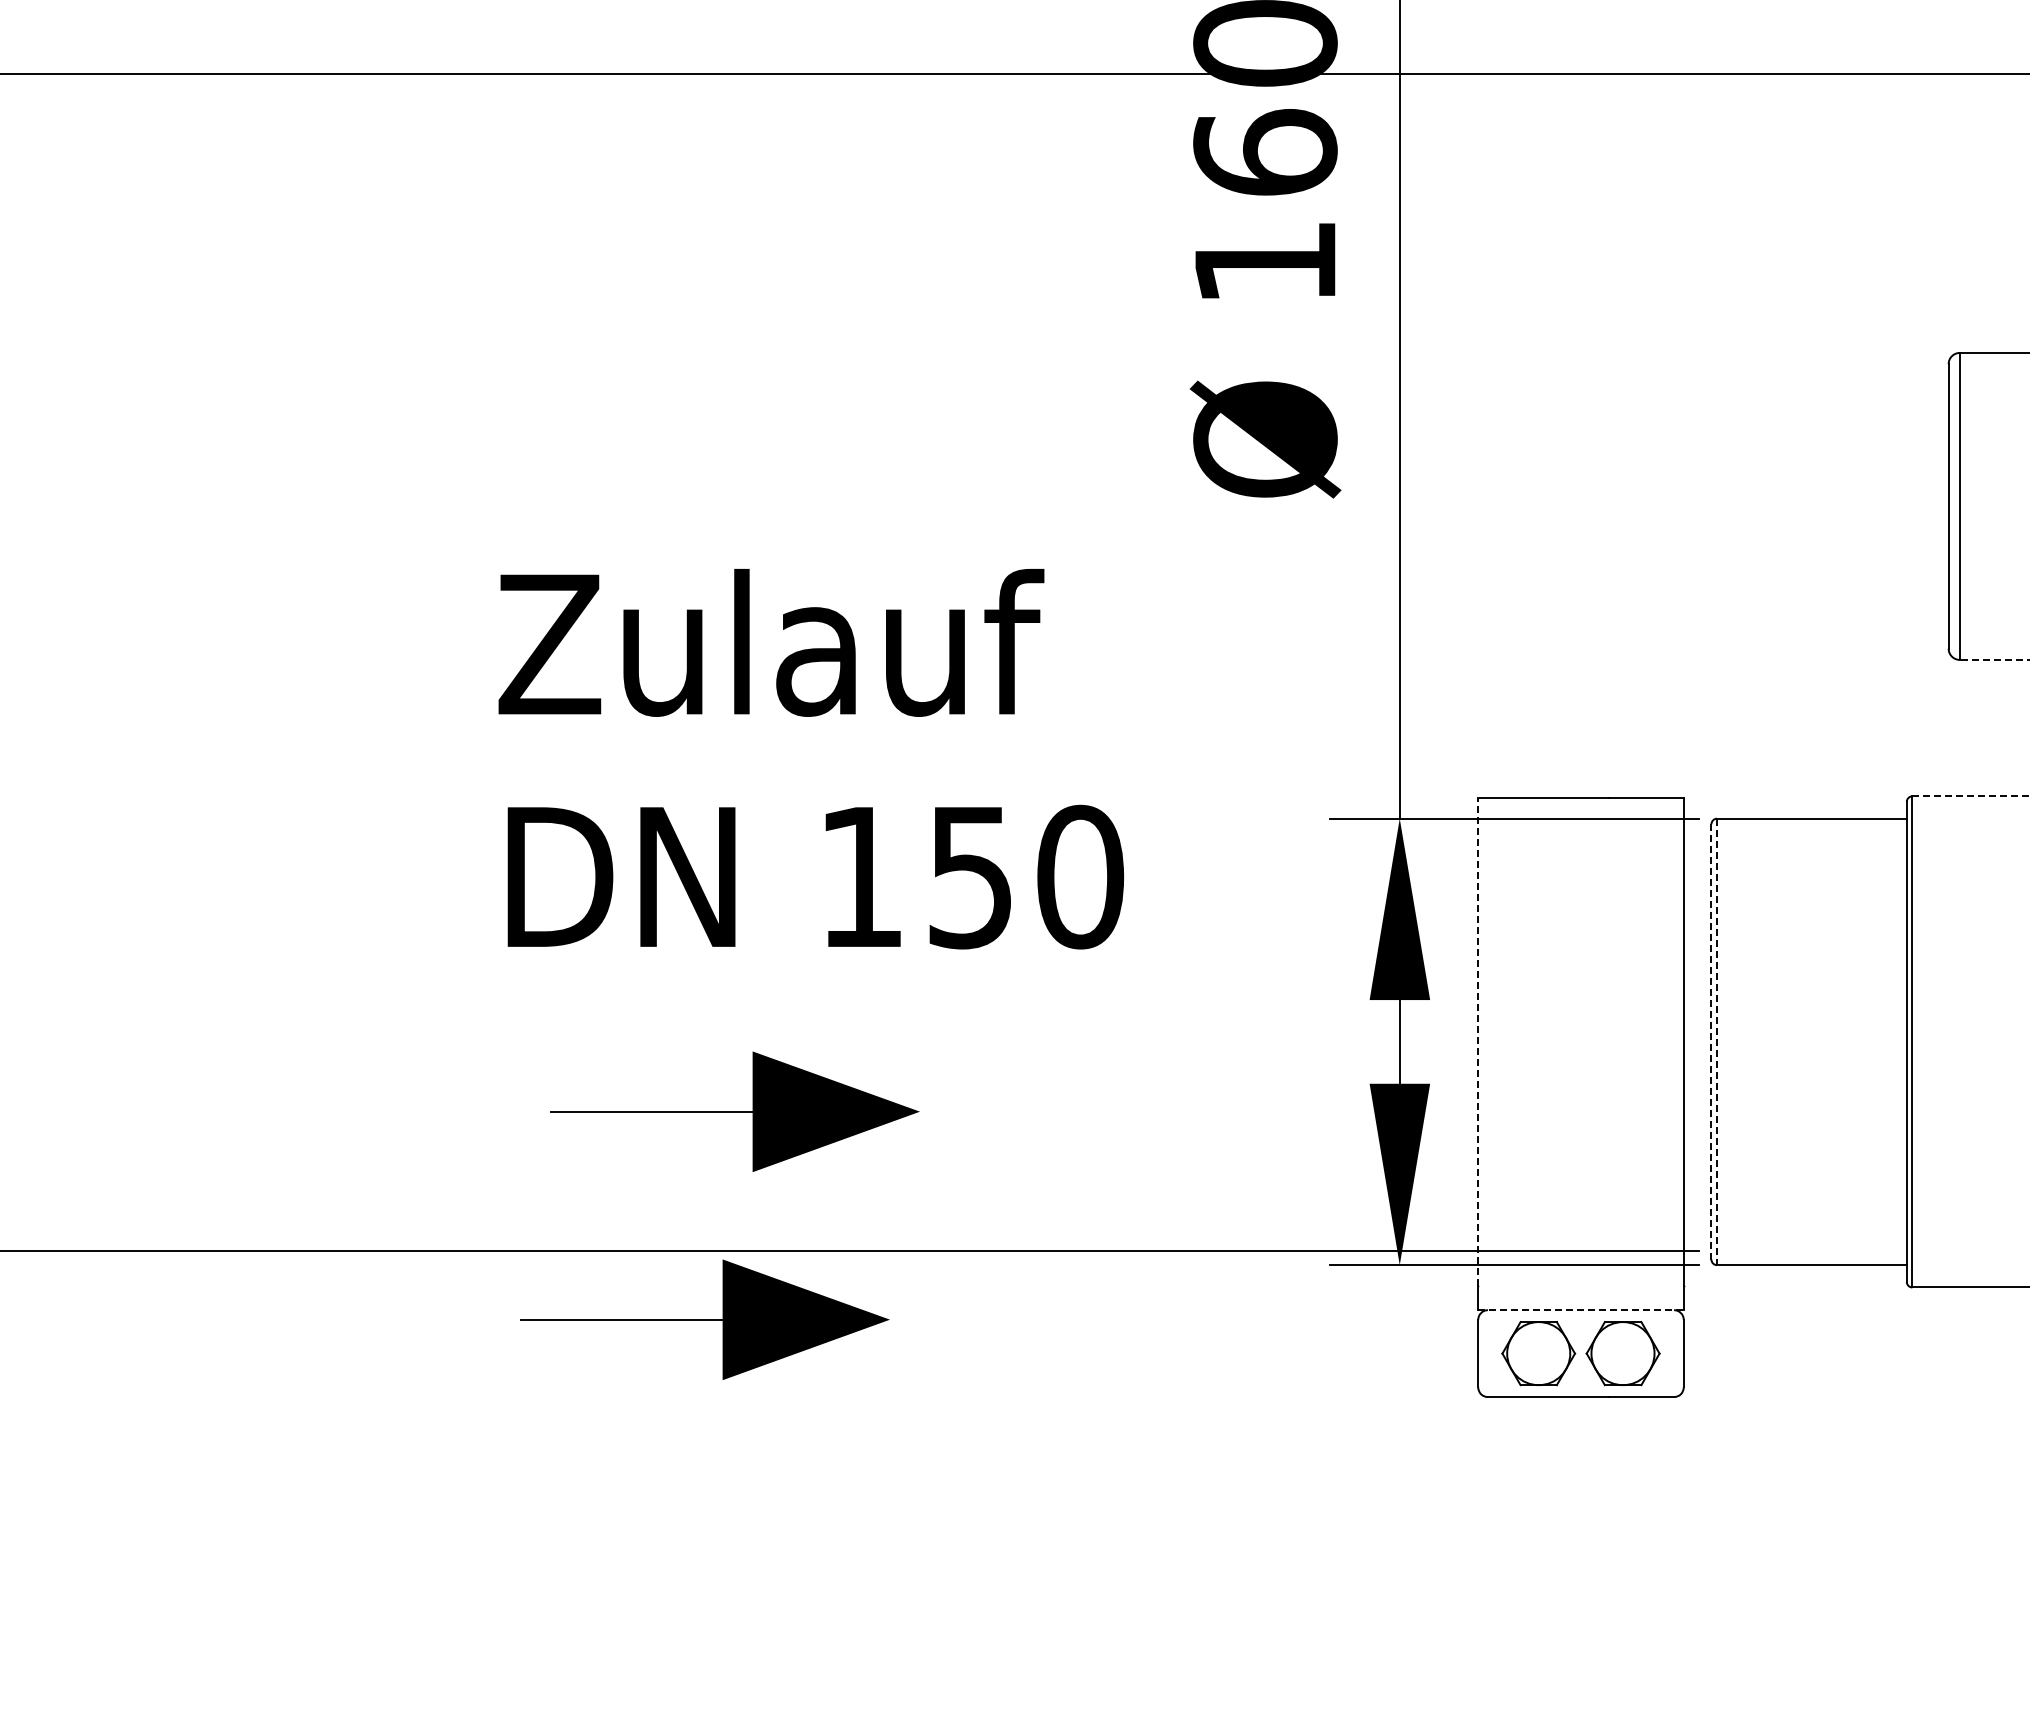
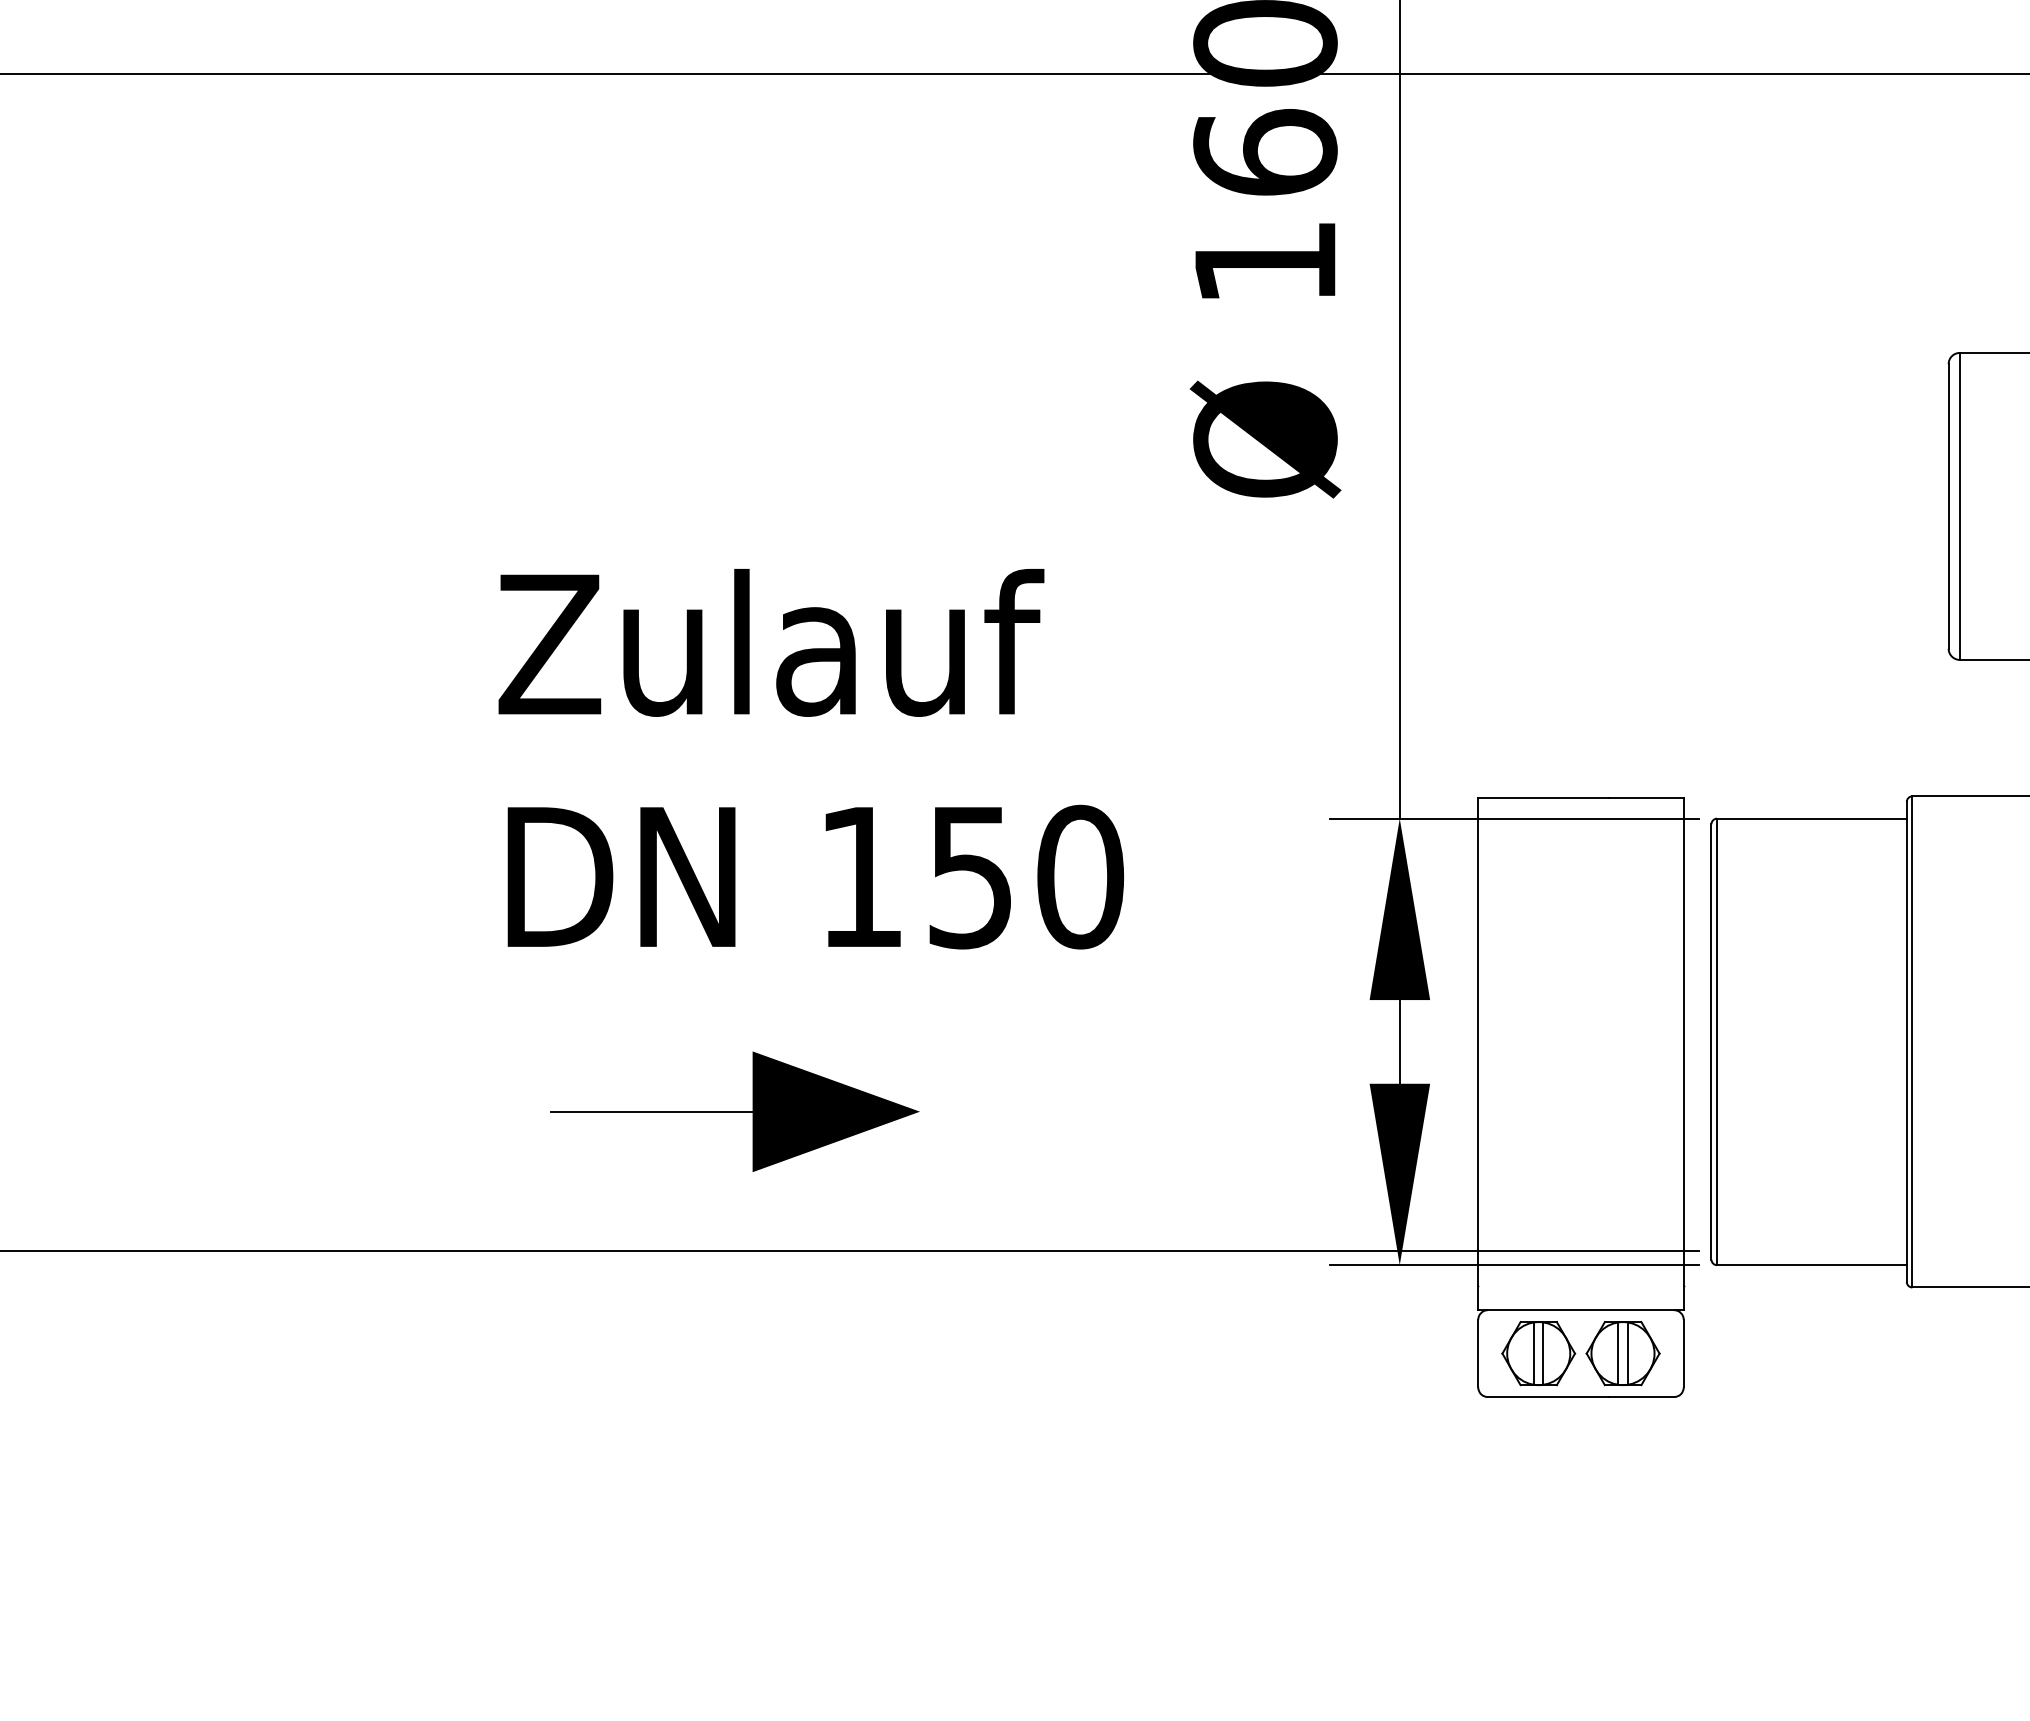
line: dashed -> solid (1994, 659)
line: dashed -> solid (1971, 796)
line: dashed -> solid (1478, 1041)
line: dashed -> solid (1711, 1041)
line: dashed -> solid (1717, 1042)
line: dashed -> solid (1580, 1310)
part: present -> none (704, 1319)
line: none -> present (1533, 1353)
line: none -> present (1543, 1353)
line: none -> present (1618, 1353)
line: none -> present (1628, 1353)
